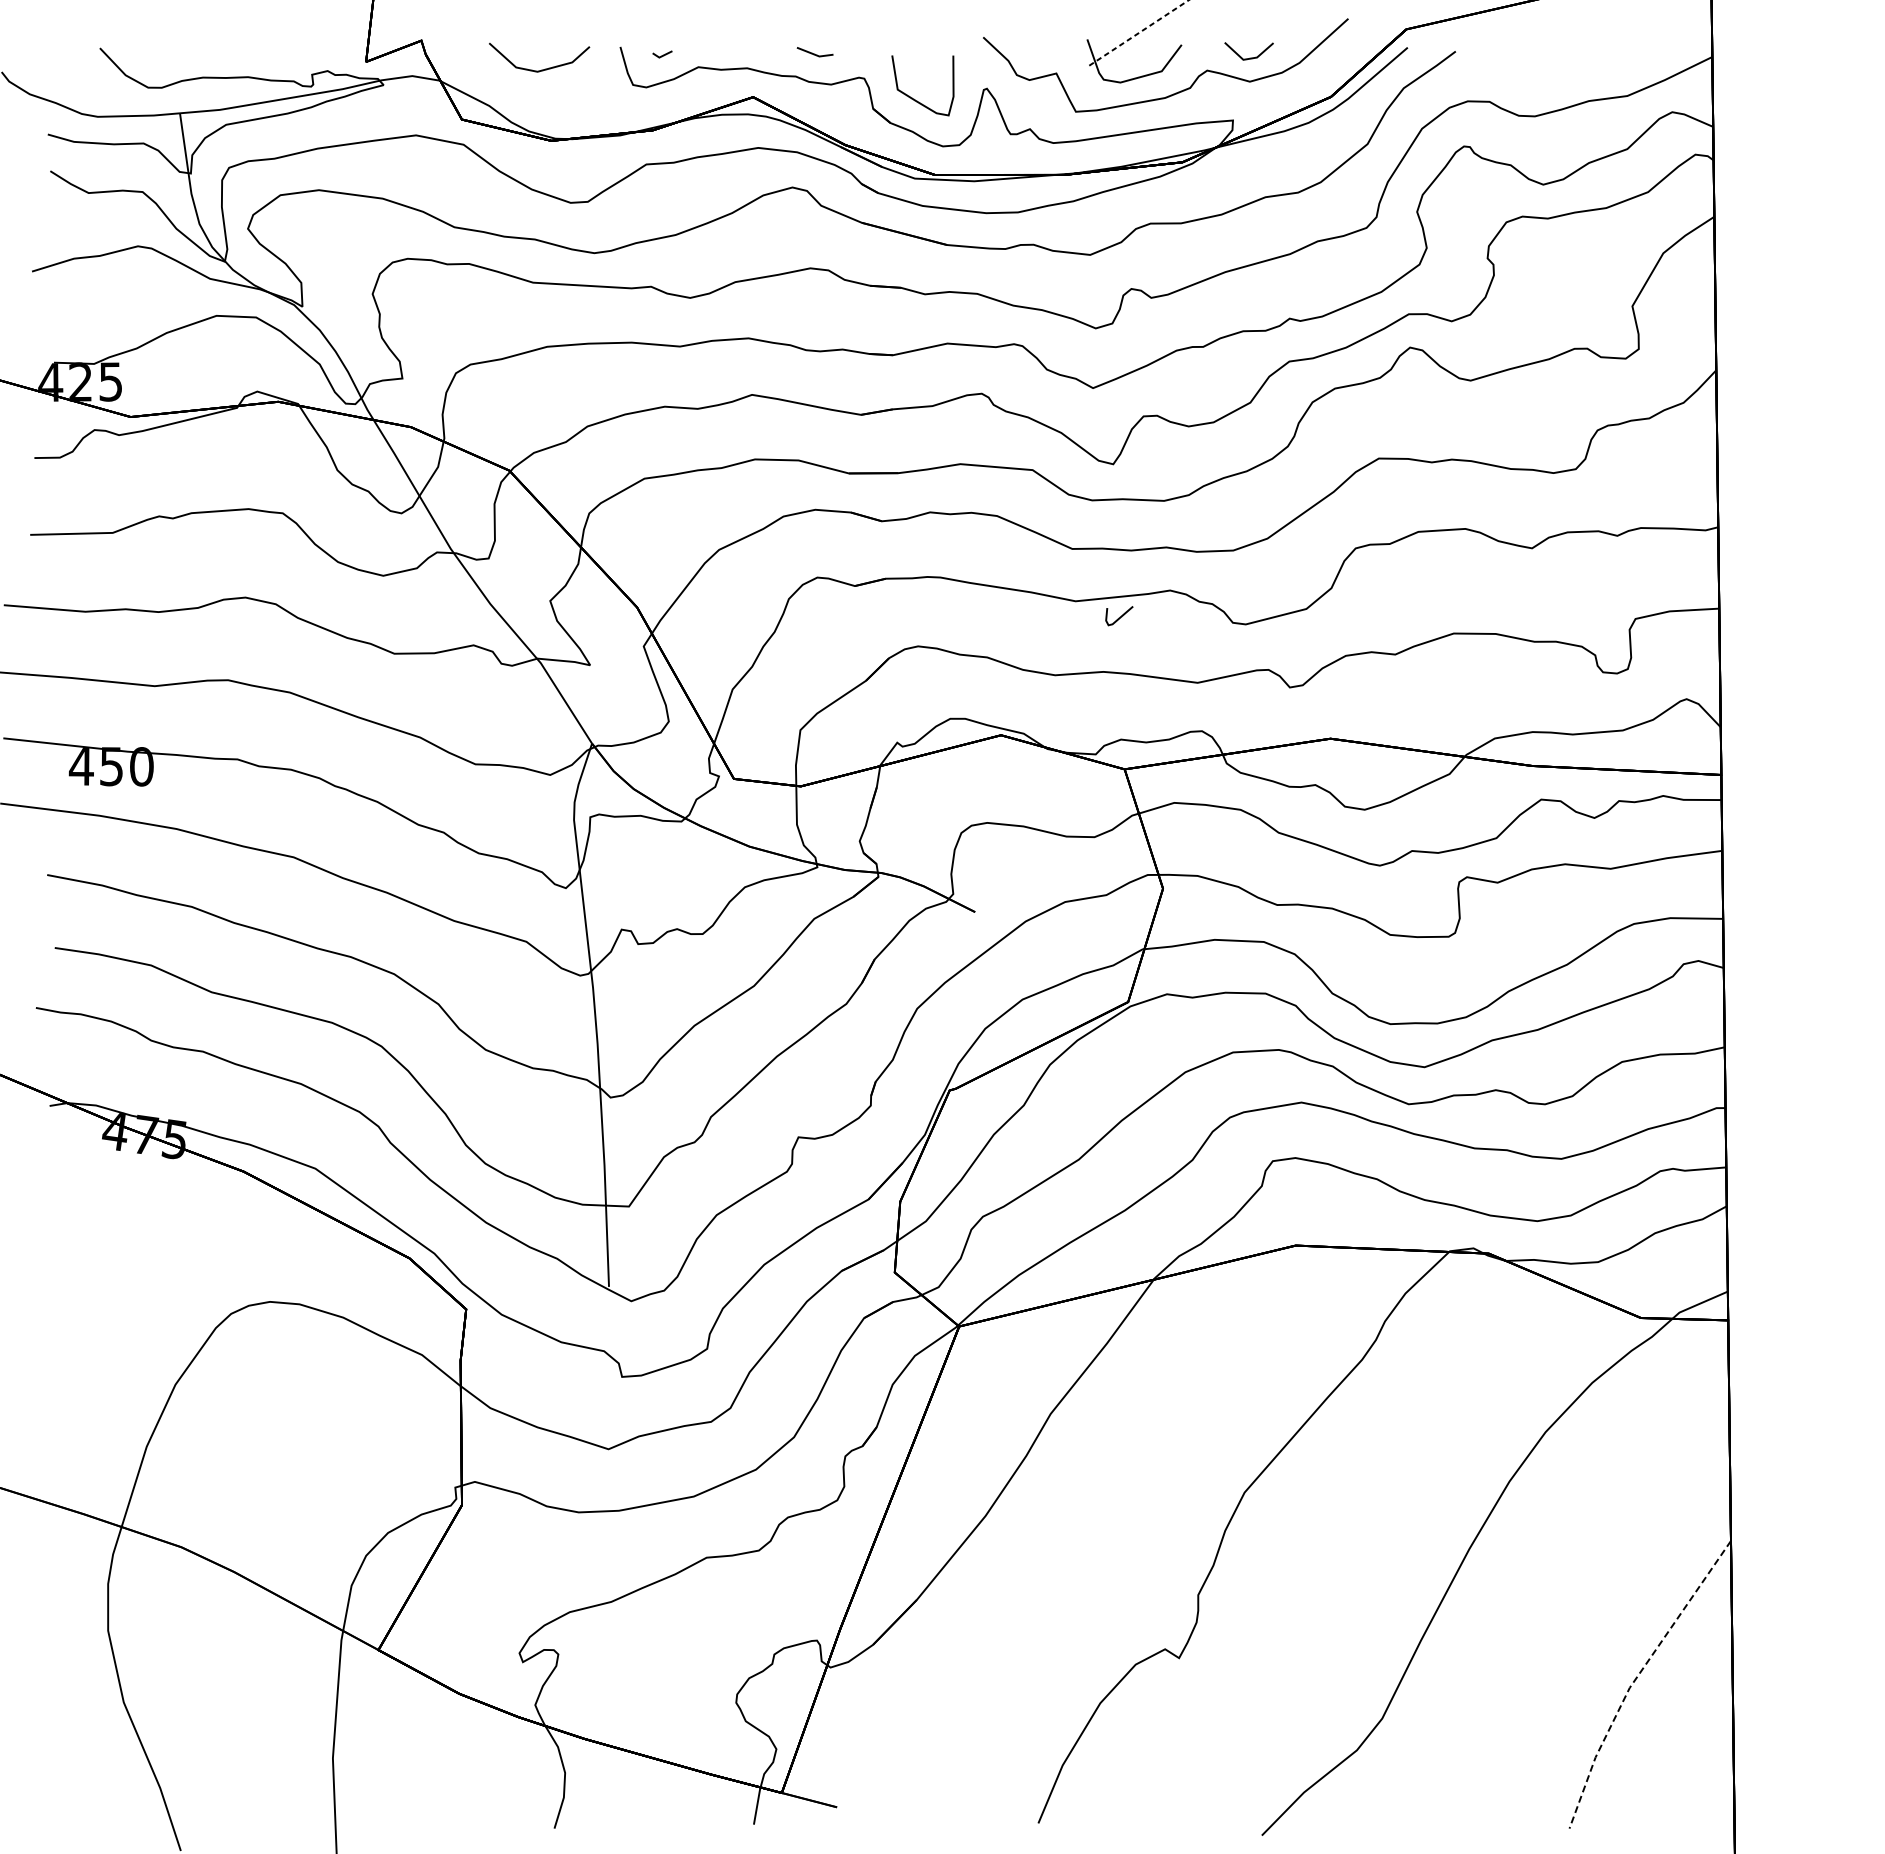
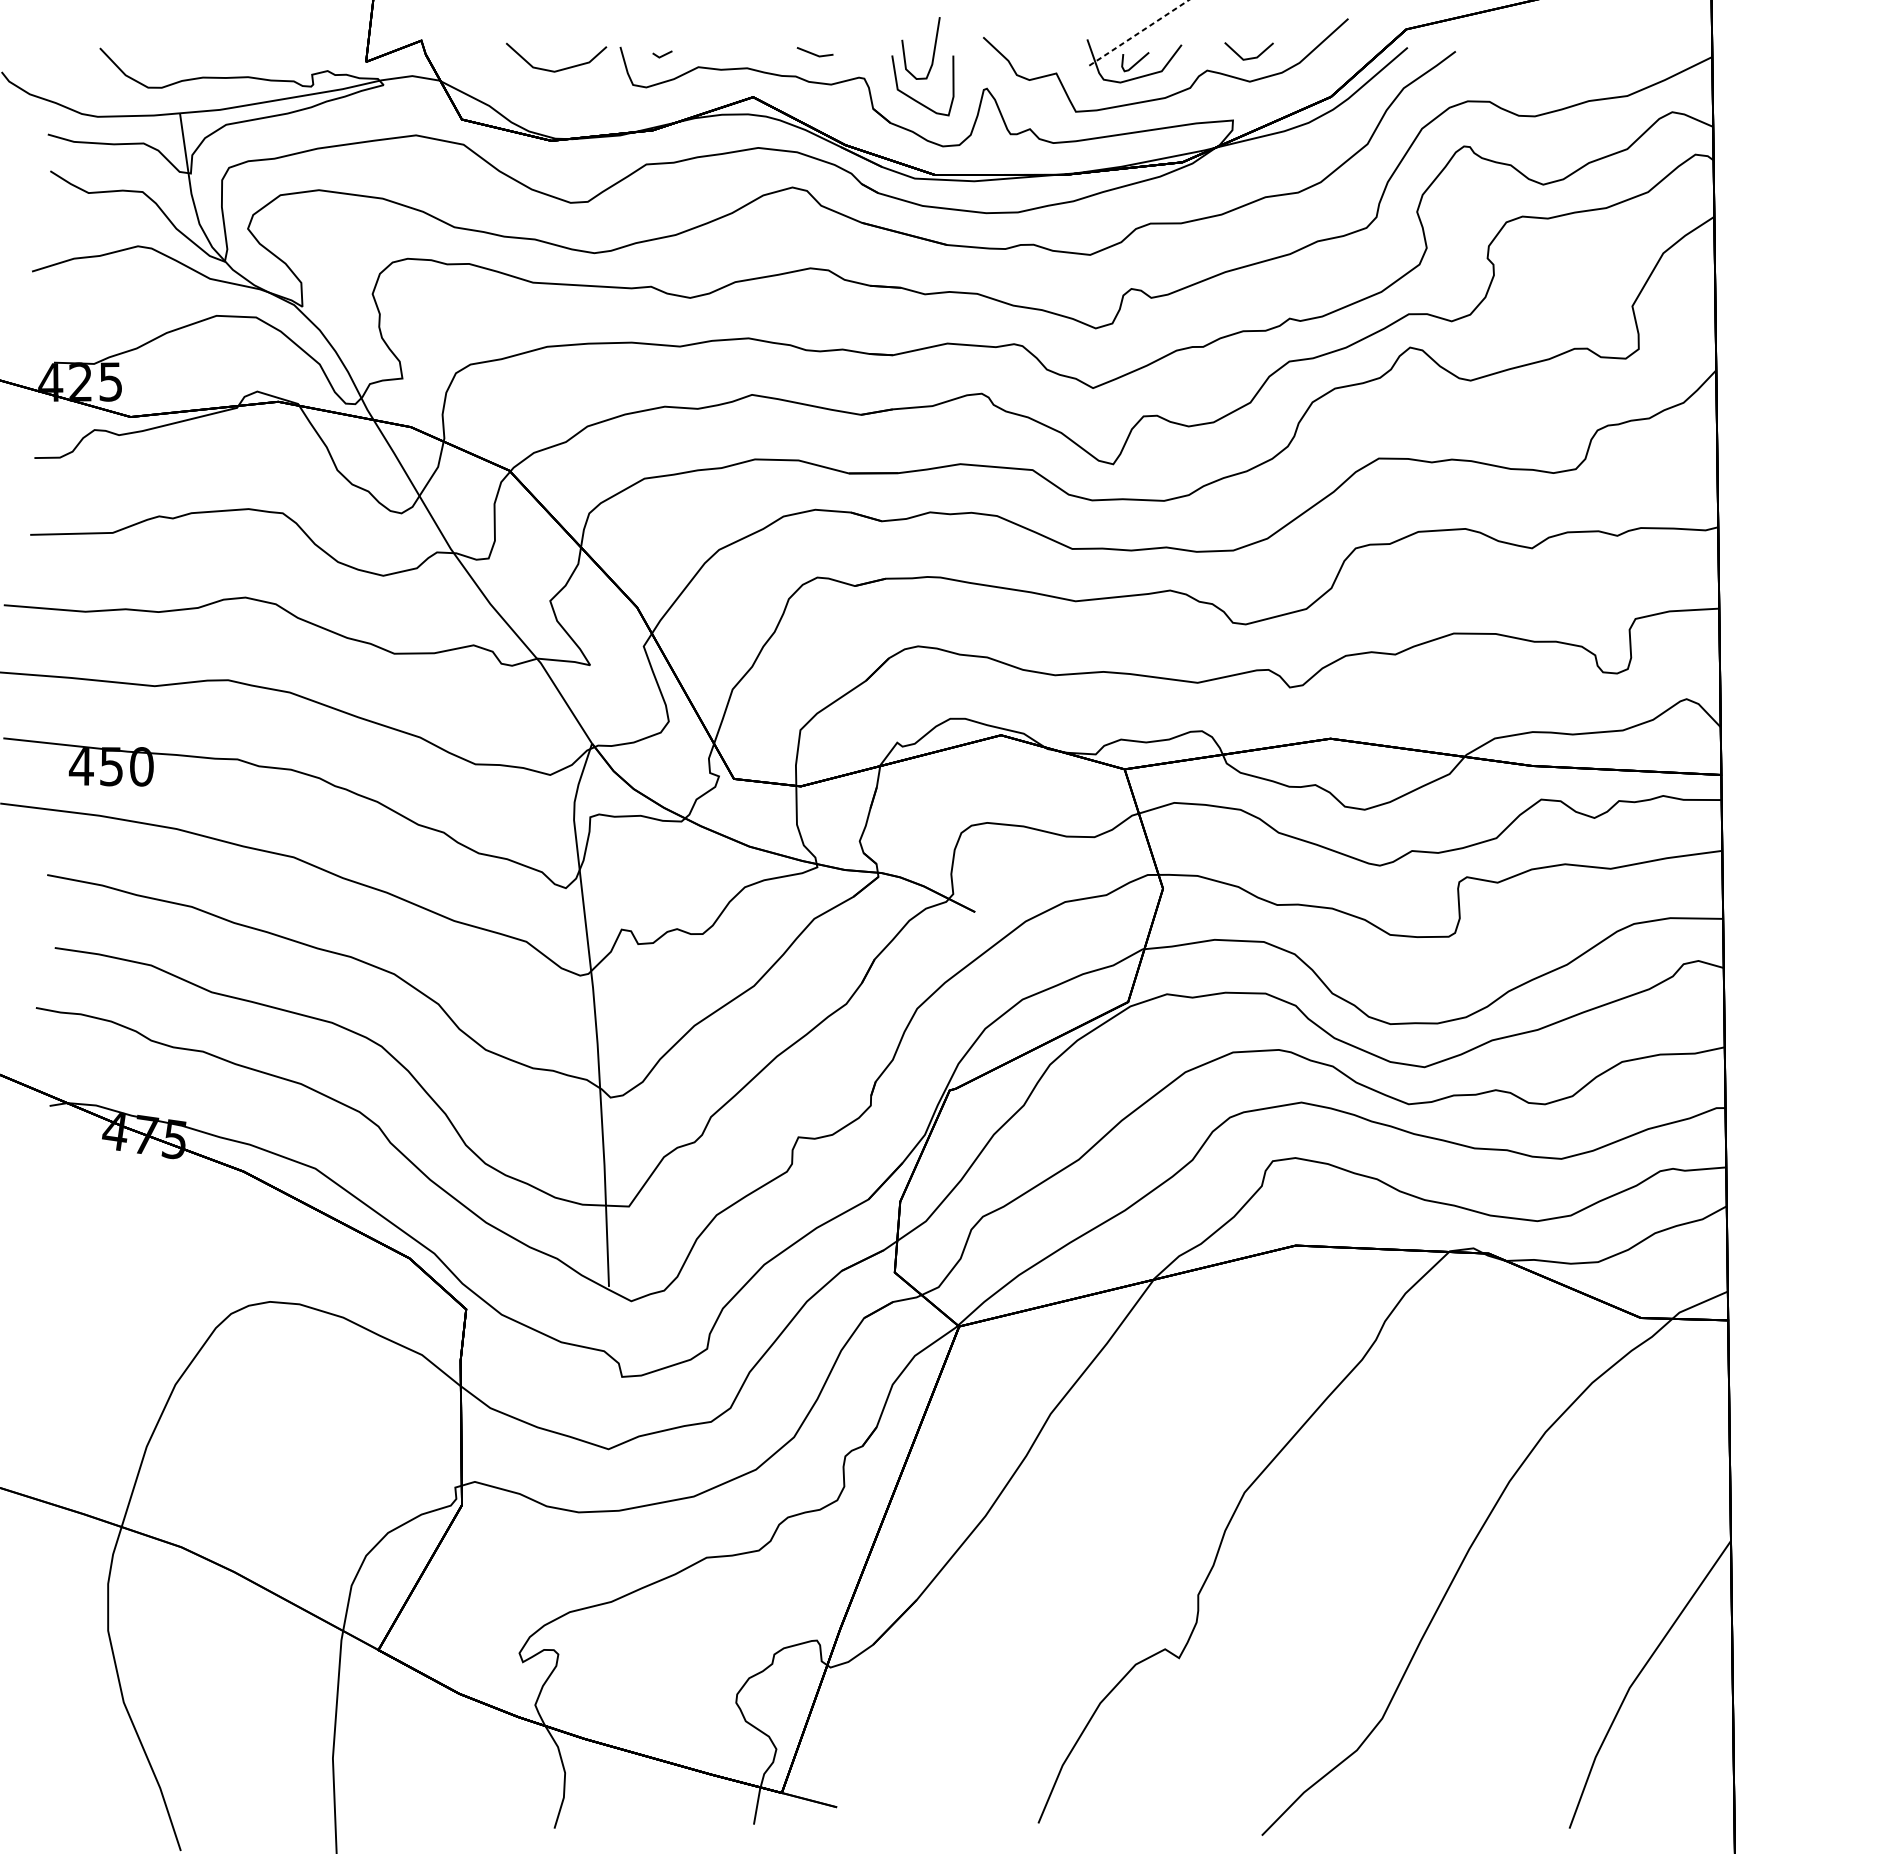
curve: none -> present (933, 49)
line position: (541, 69) -> (558, 69) (558, 69)
line position: (1120, 616) -> (1136, 62) (1136, 62)
line: dashed -> solid (1636, 1678)
